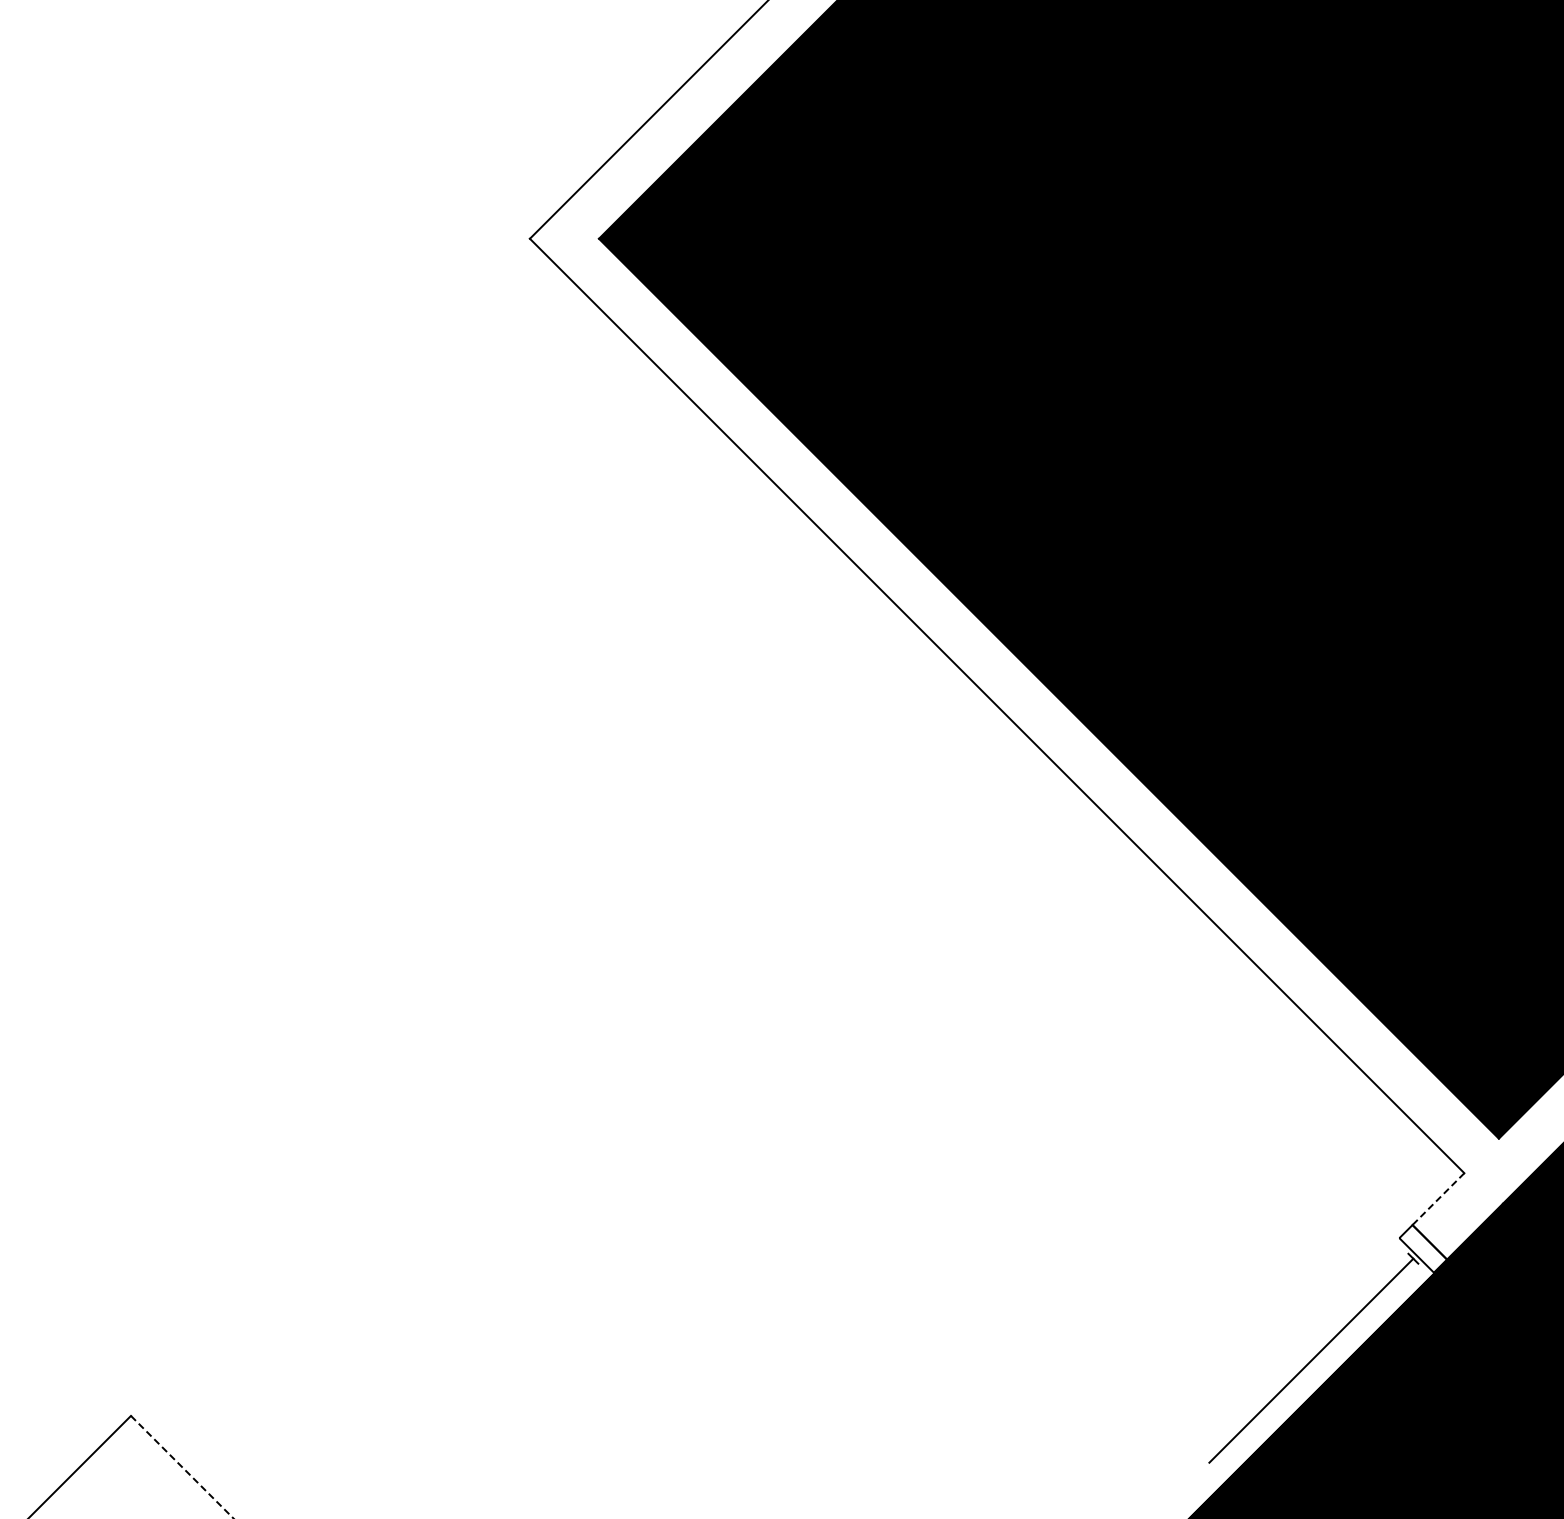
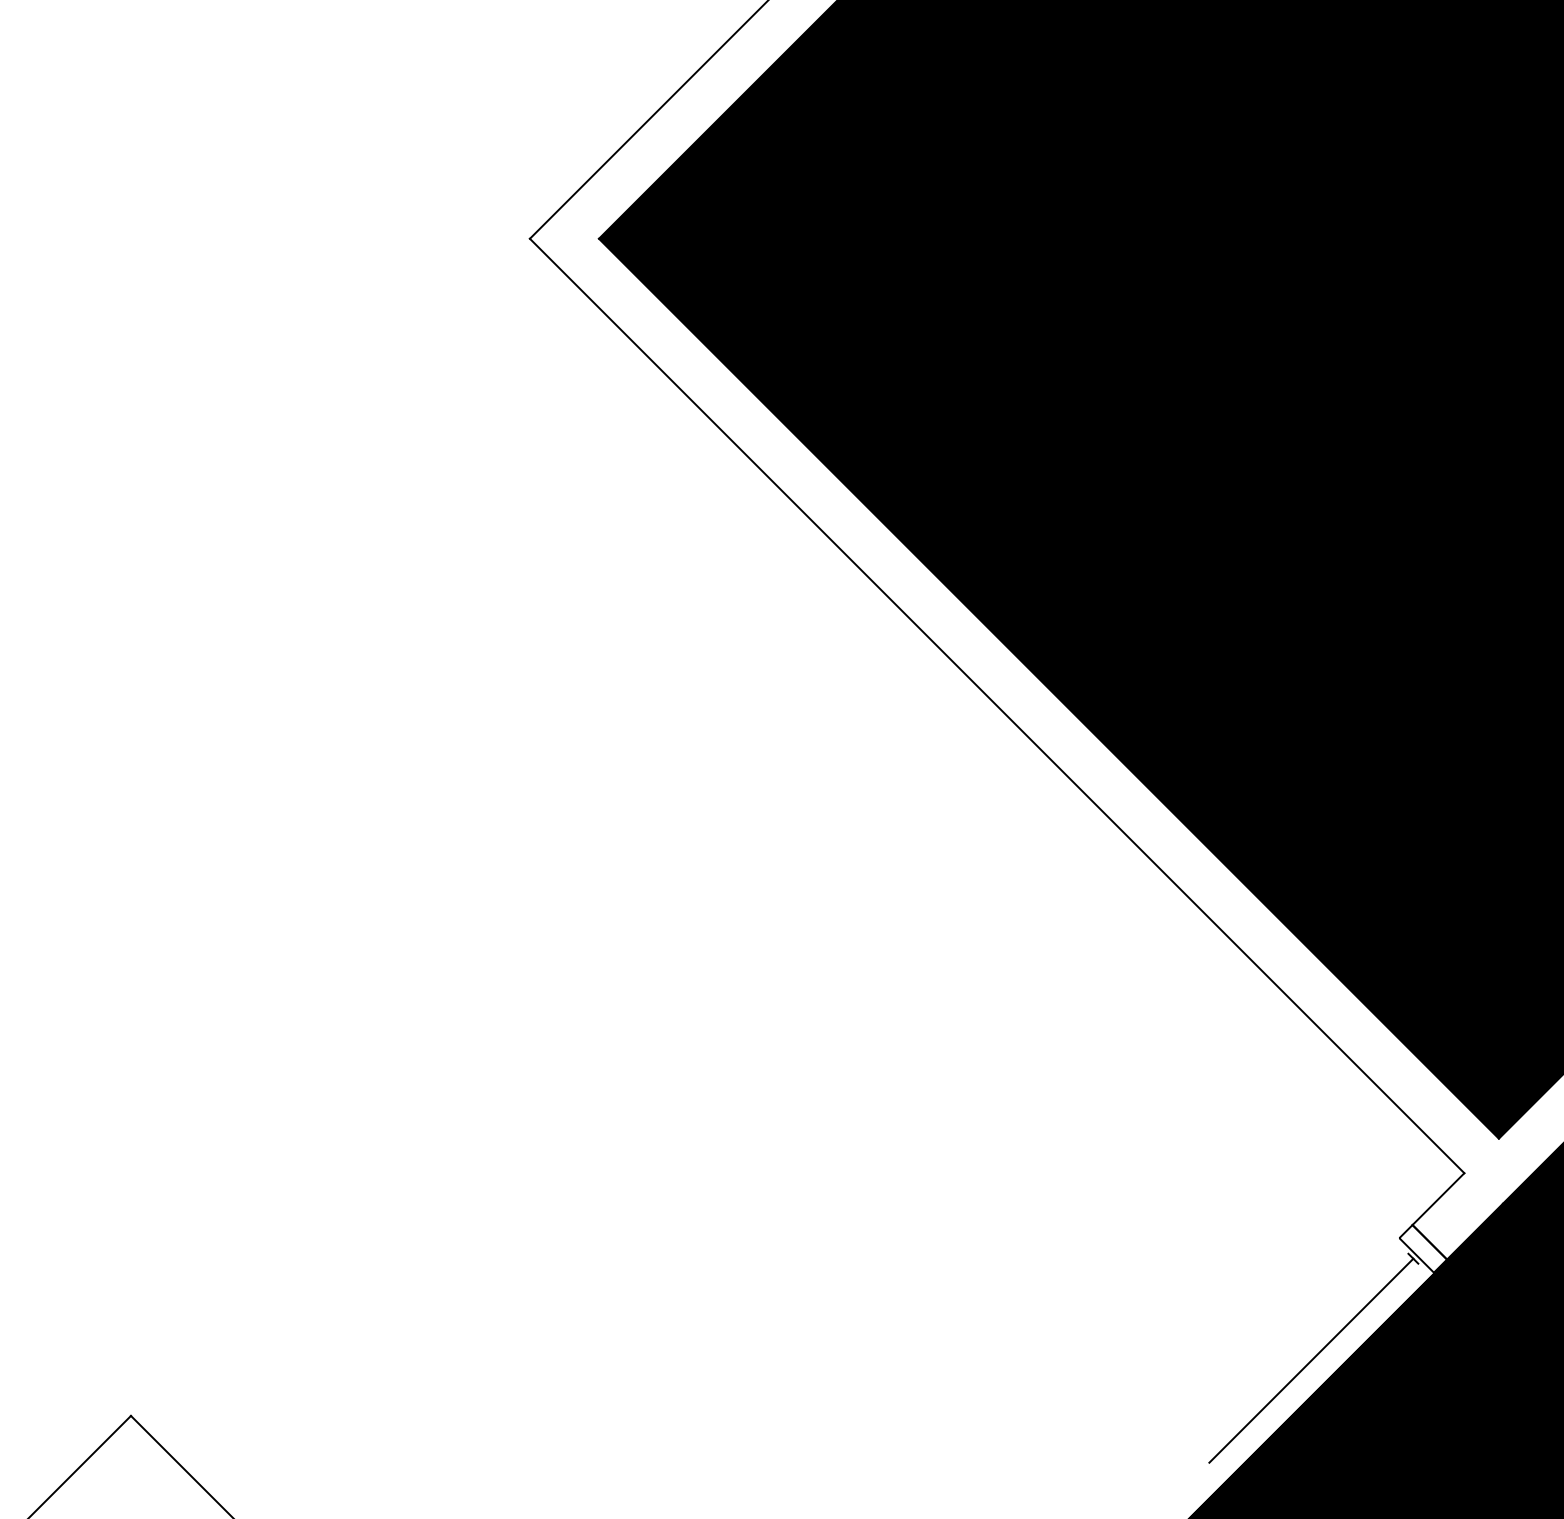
line: dashed -> solid (1438, 1199)
line: dashed -> solid (182, 1467)
